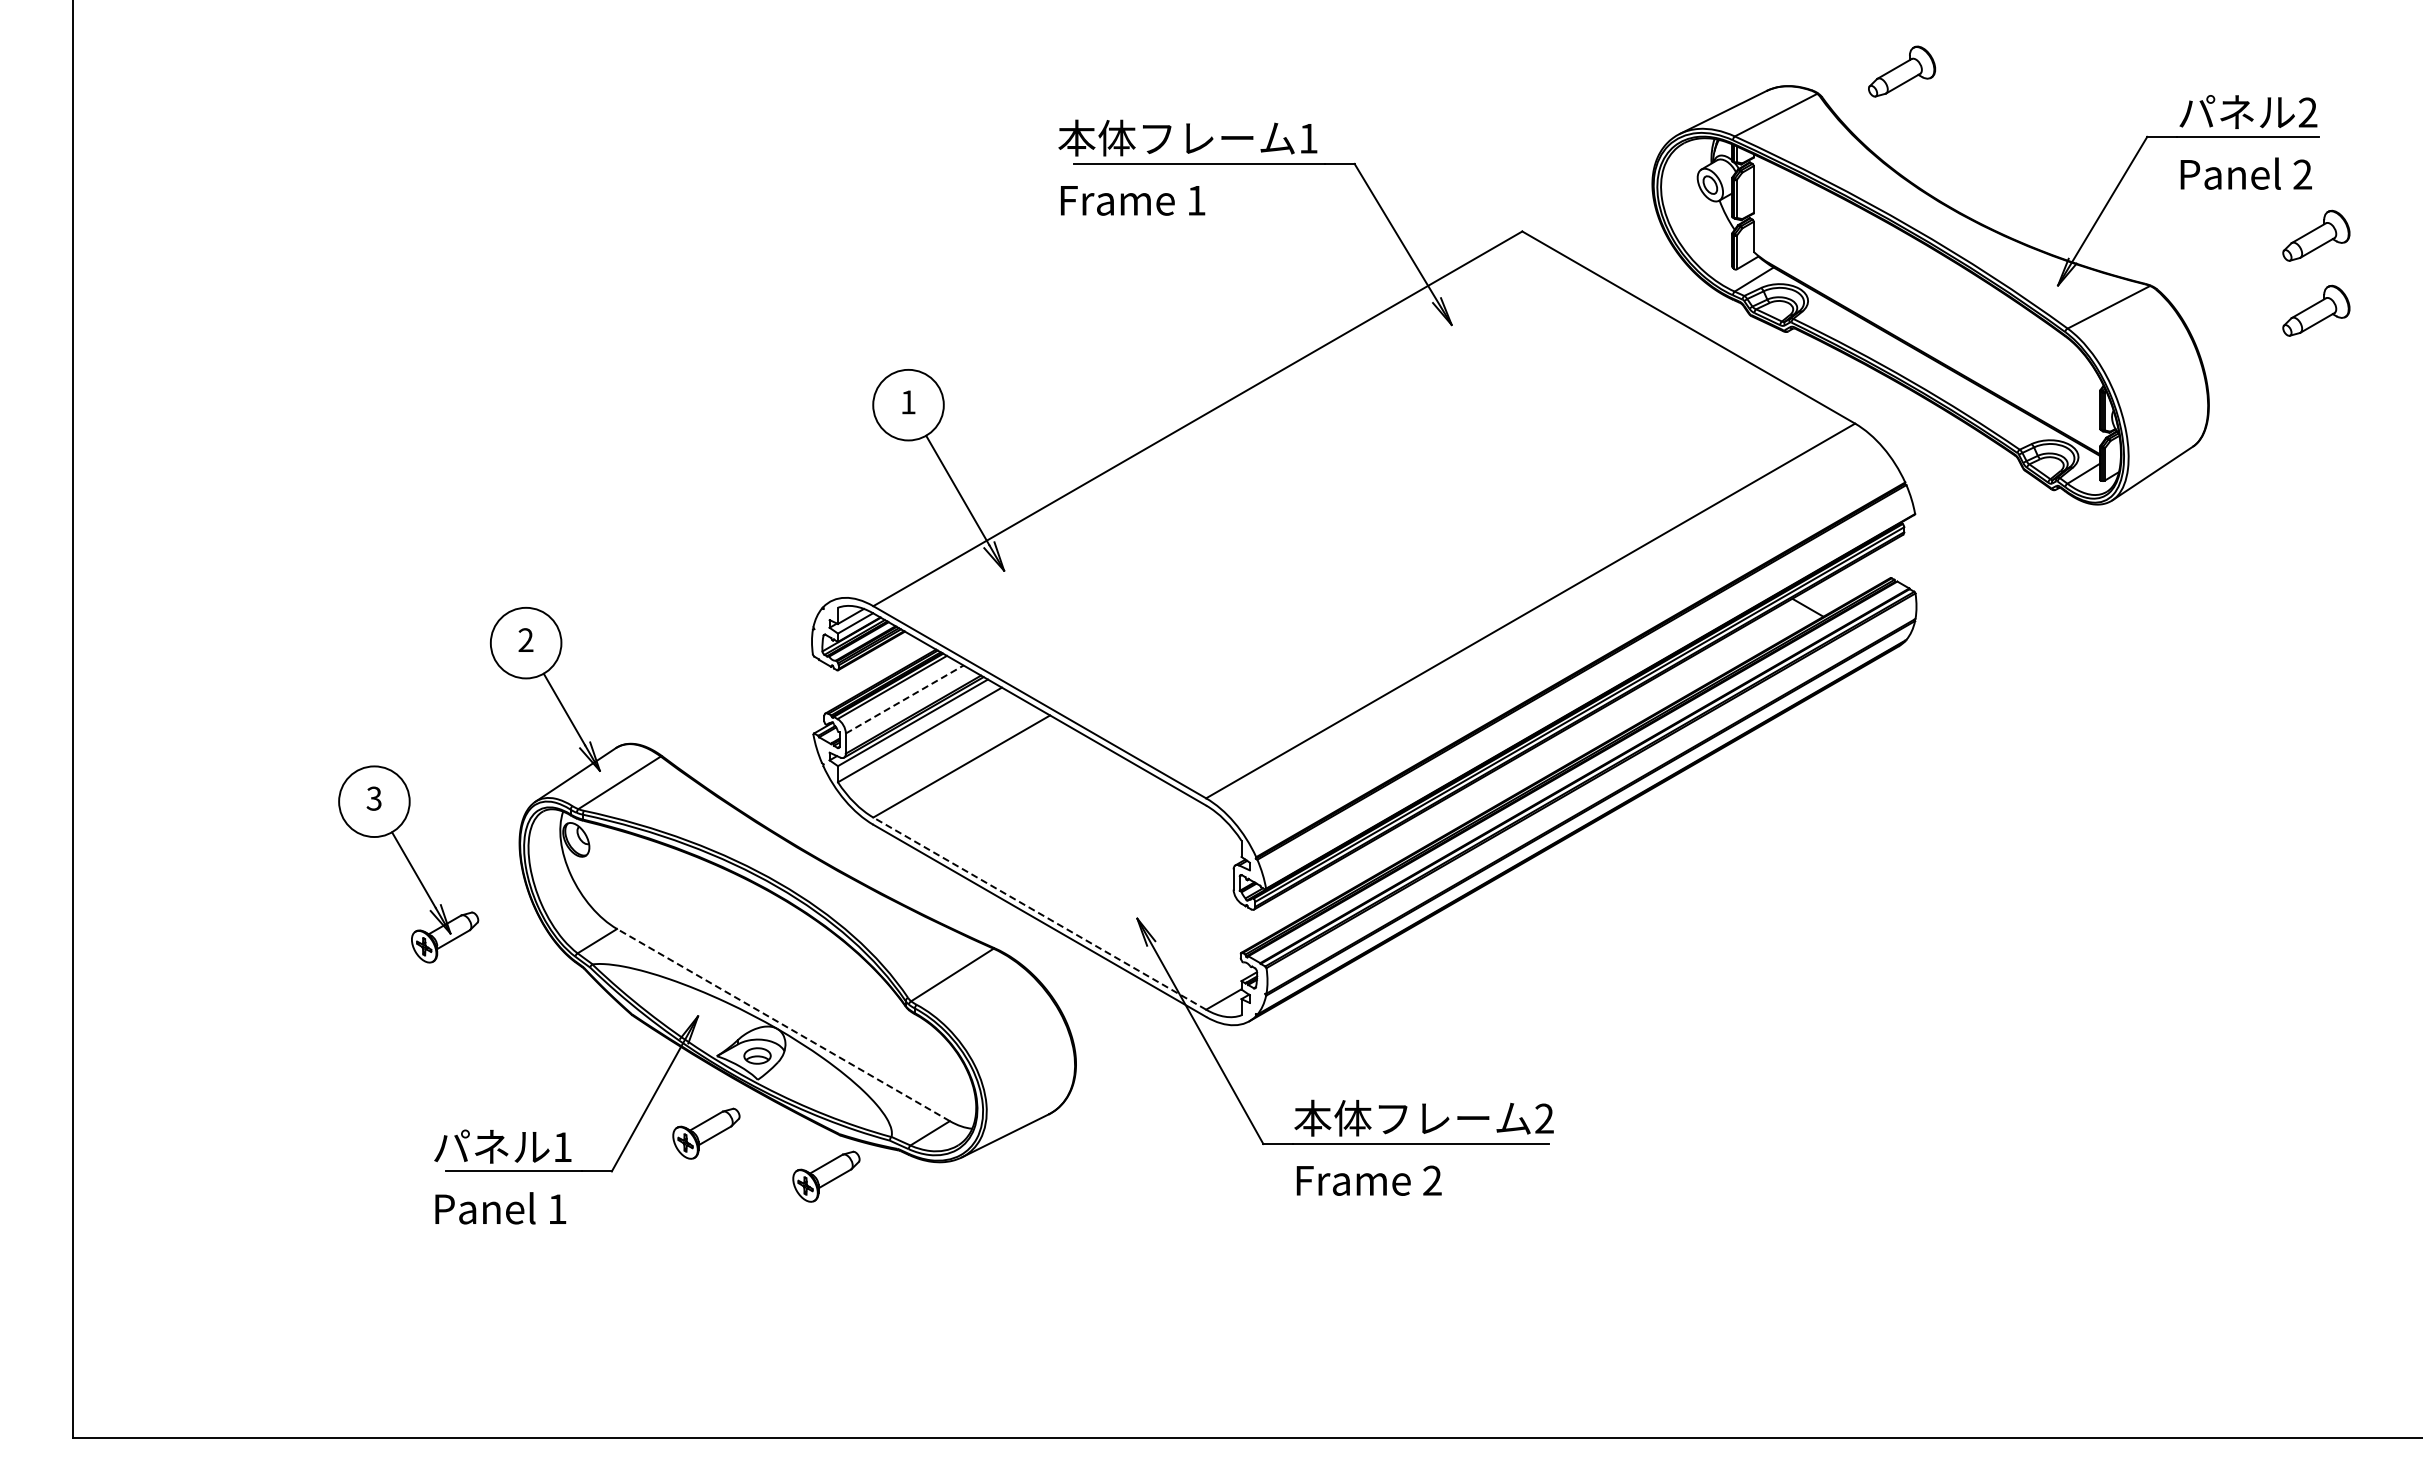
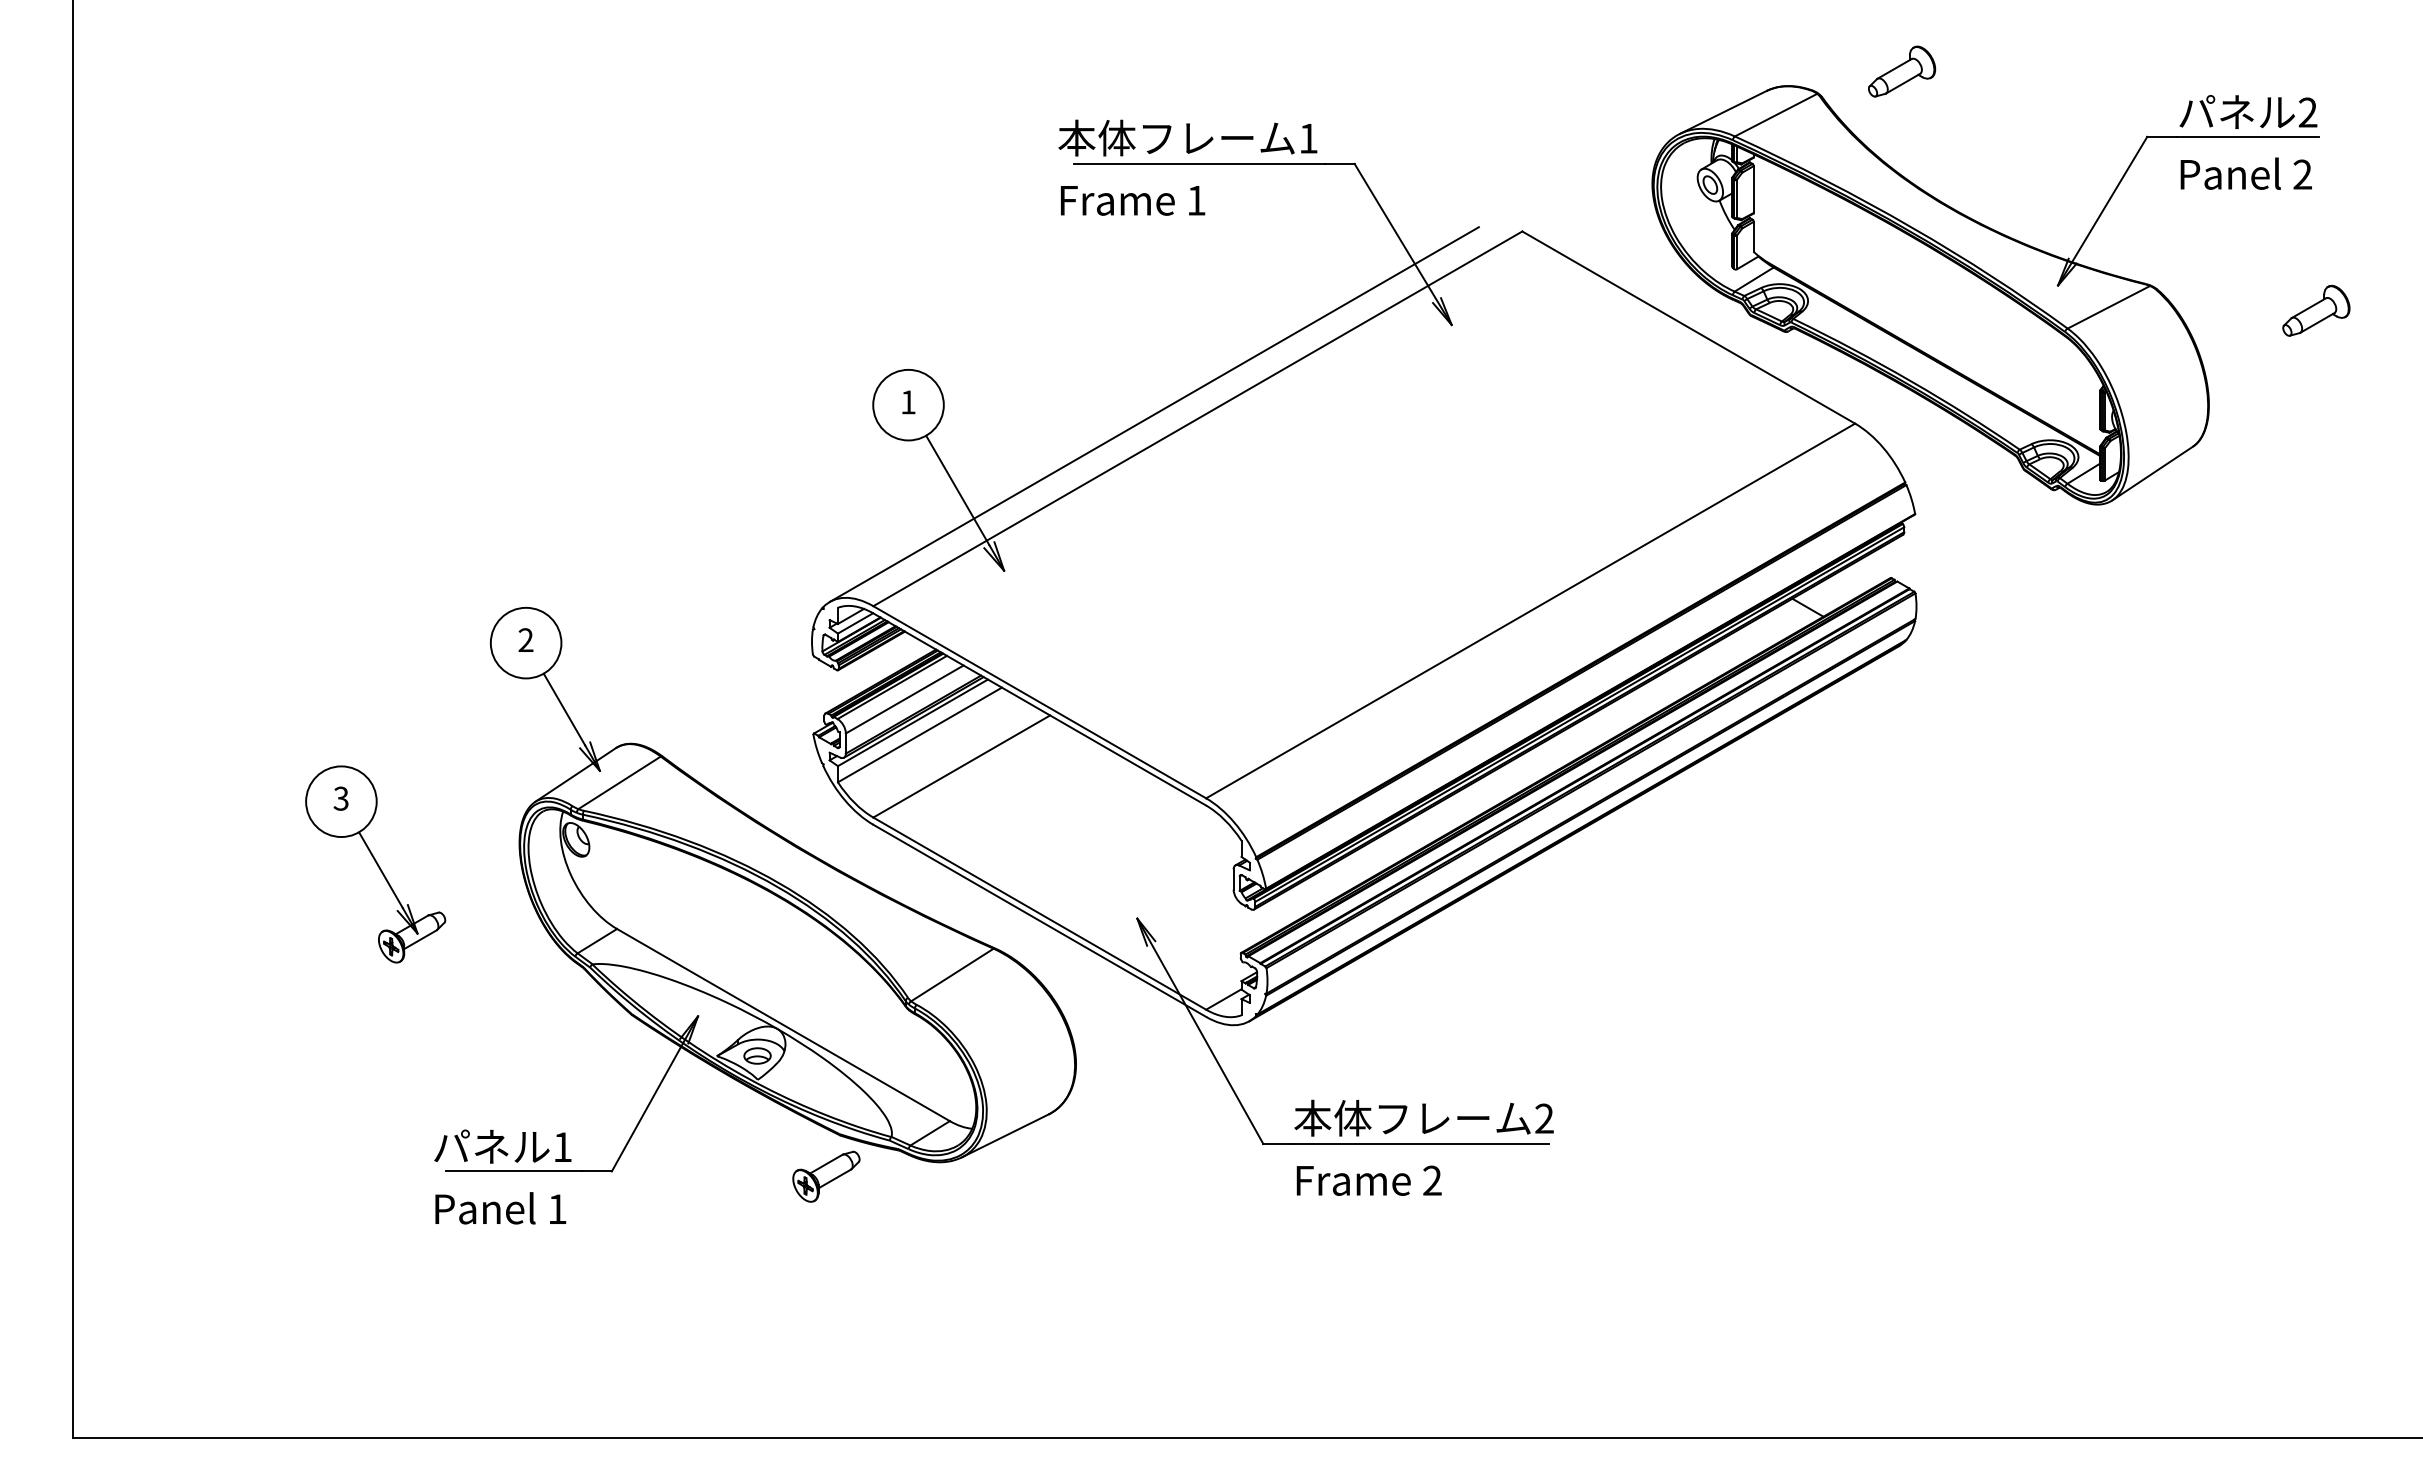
part: present -> none (2316, 235)
line: none -> present (1153, 414)
line: dashed -> solid (904, 699)
part position: (408, 864) -> (375, 864) (375, 864)
line: dashed -> solid (1039, 913)
line: dashed -> solid (783, 1024)
part: present -> none (706, 1133)
